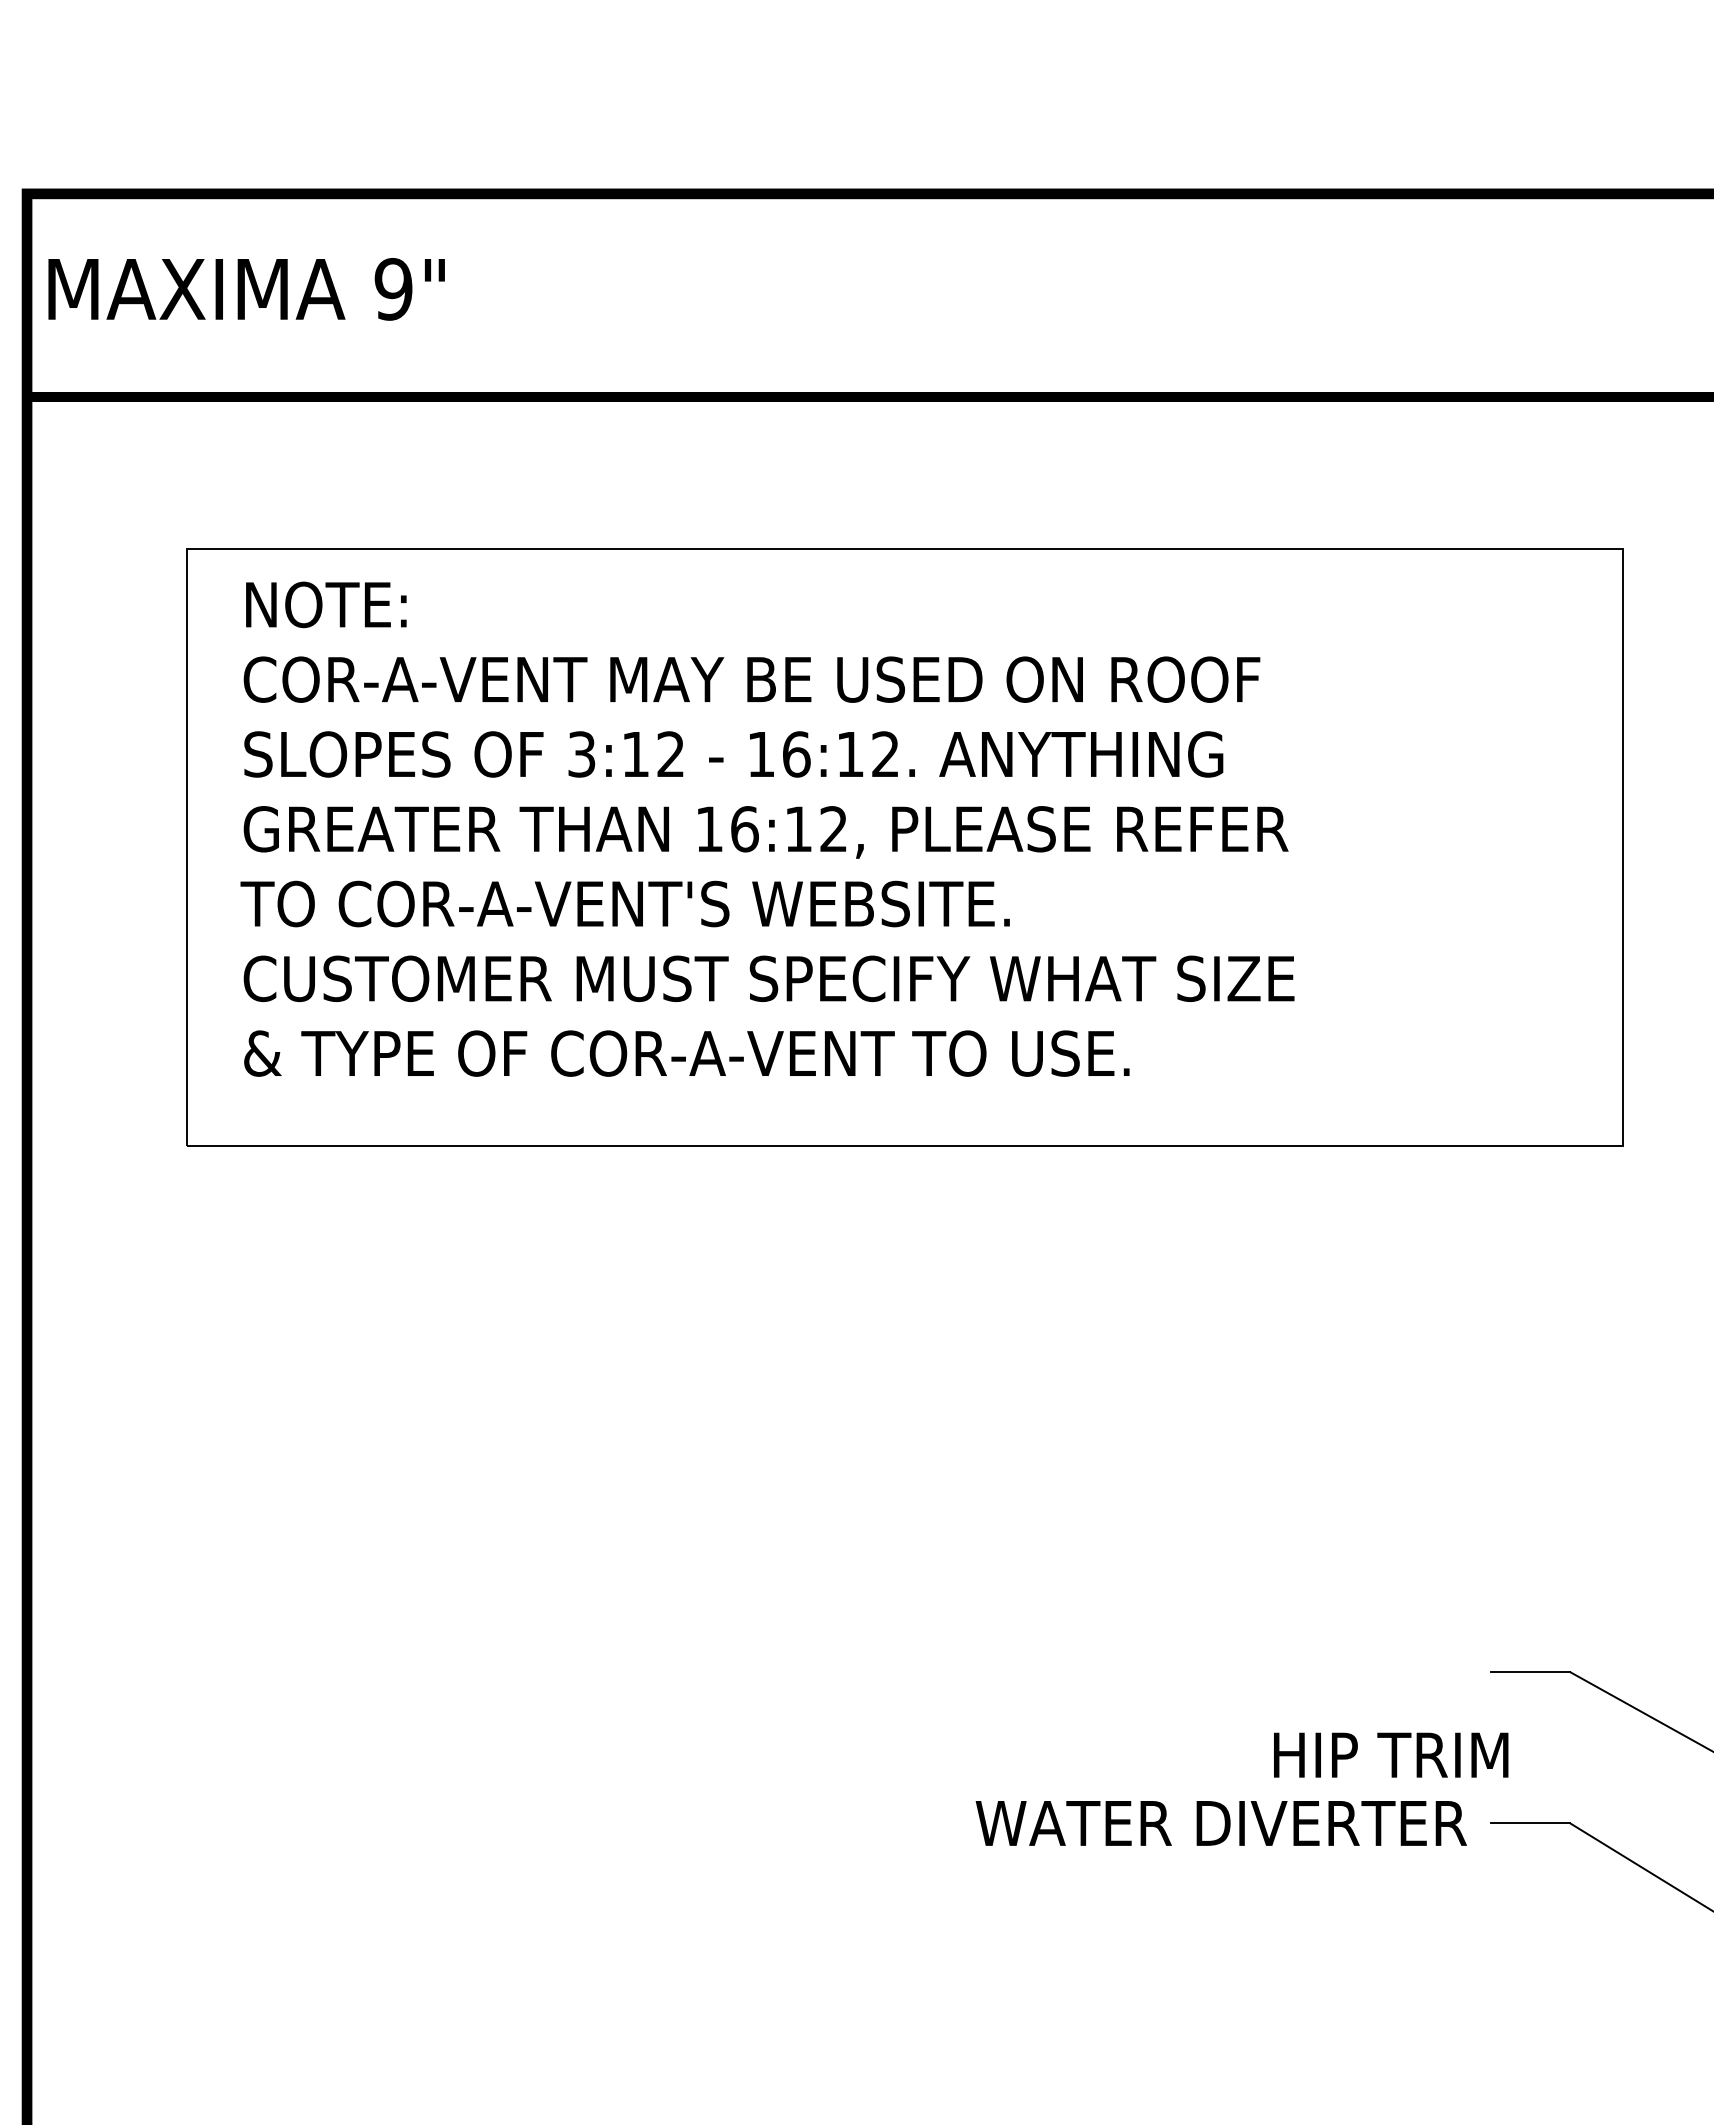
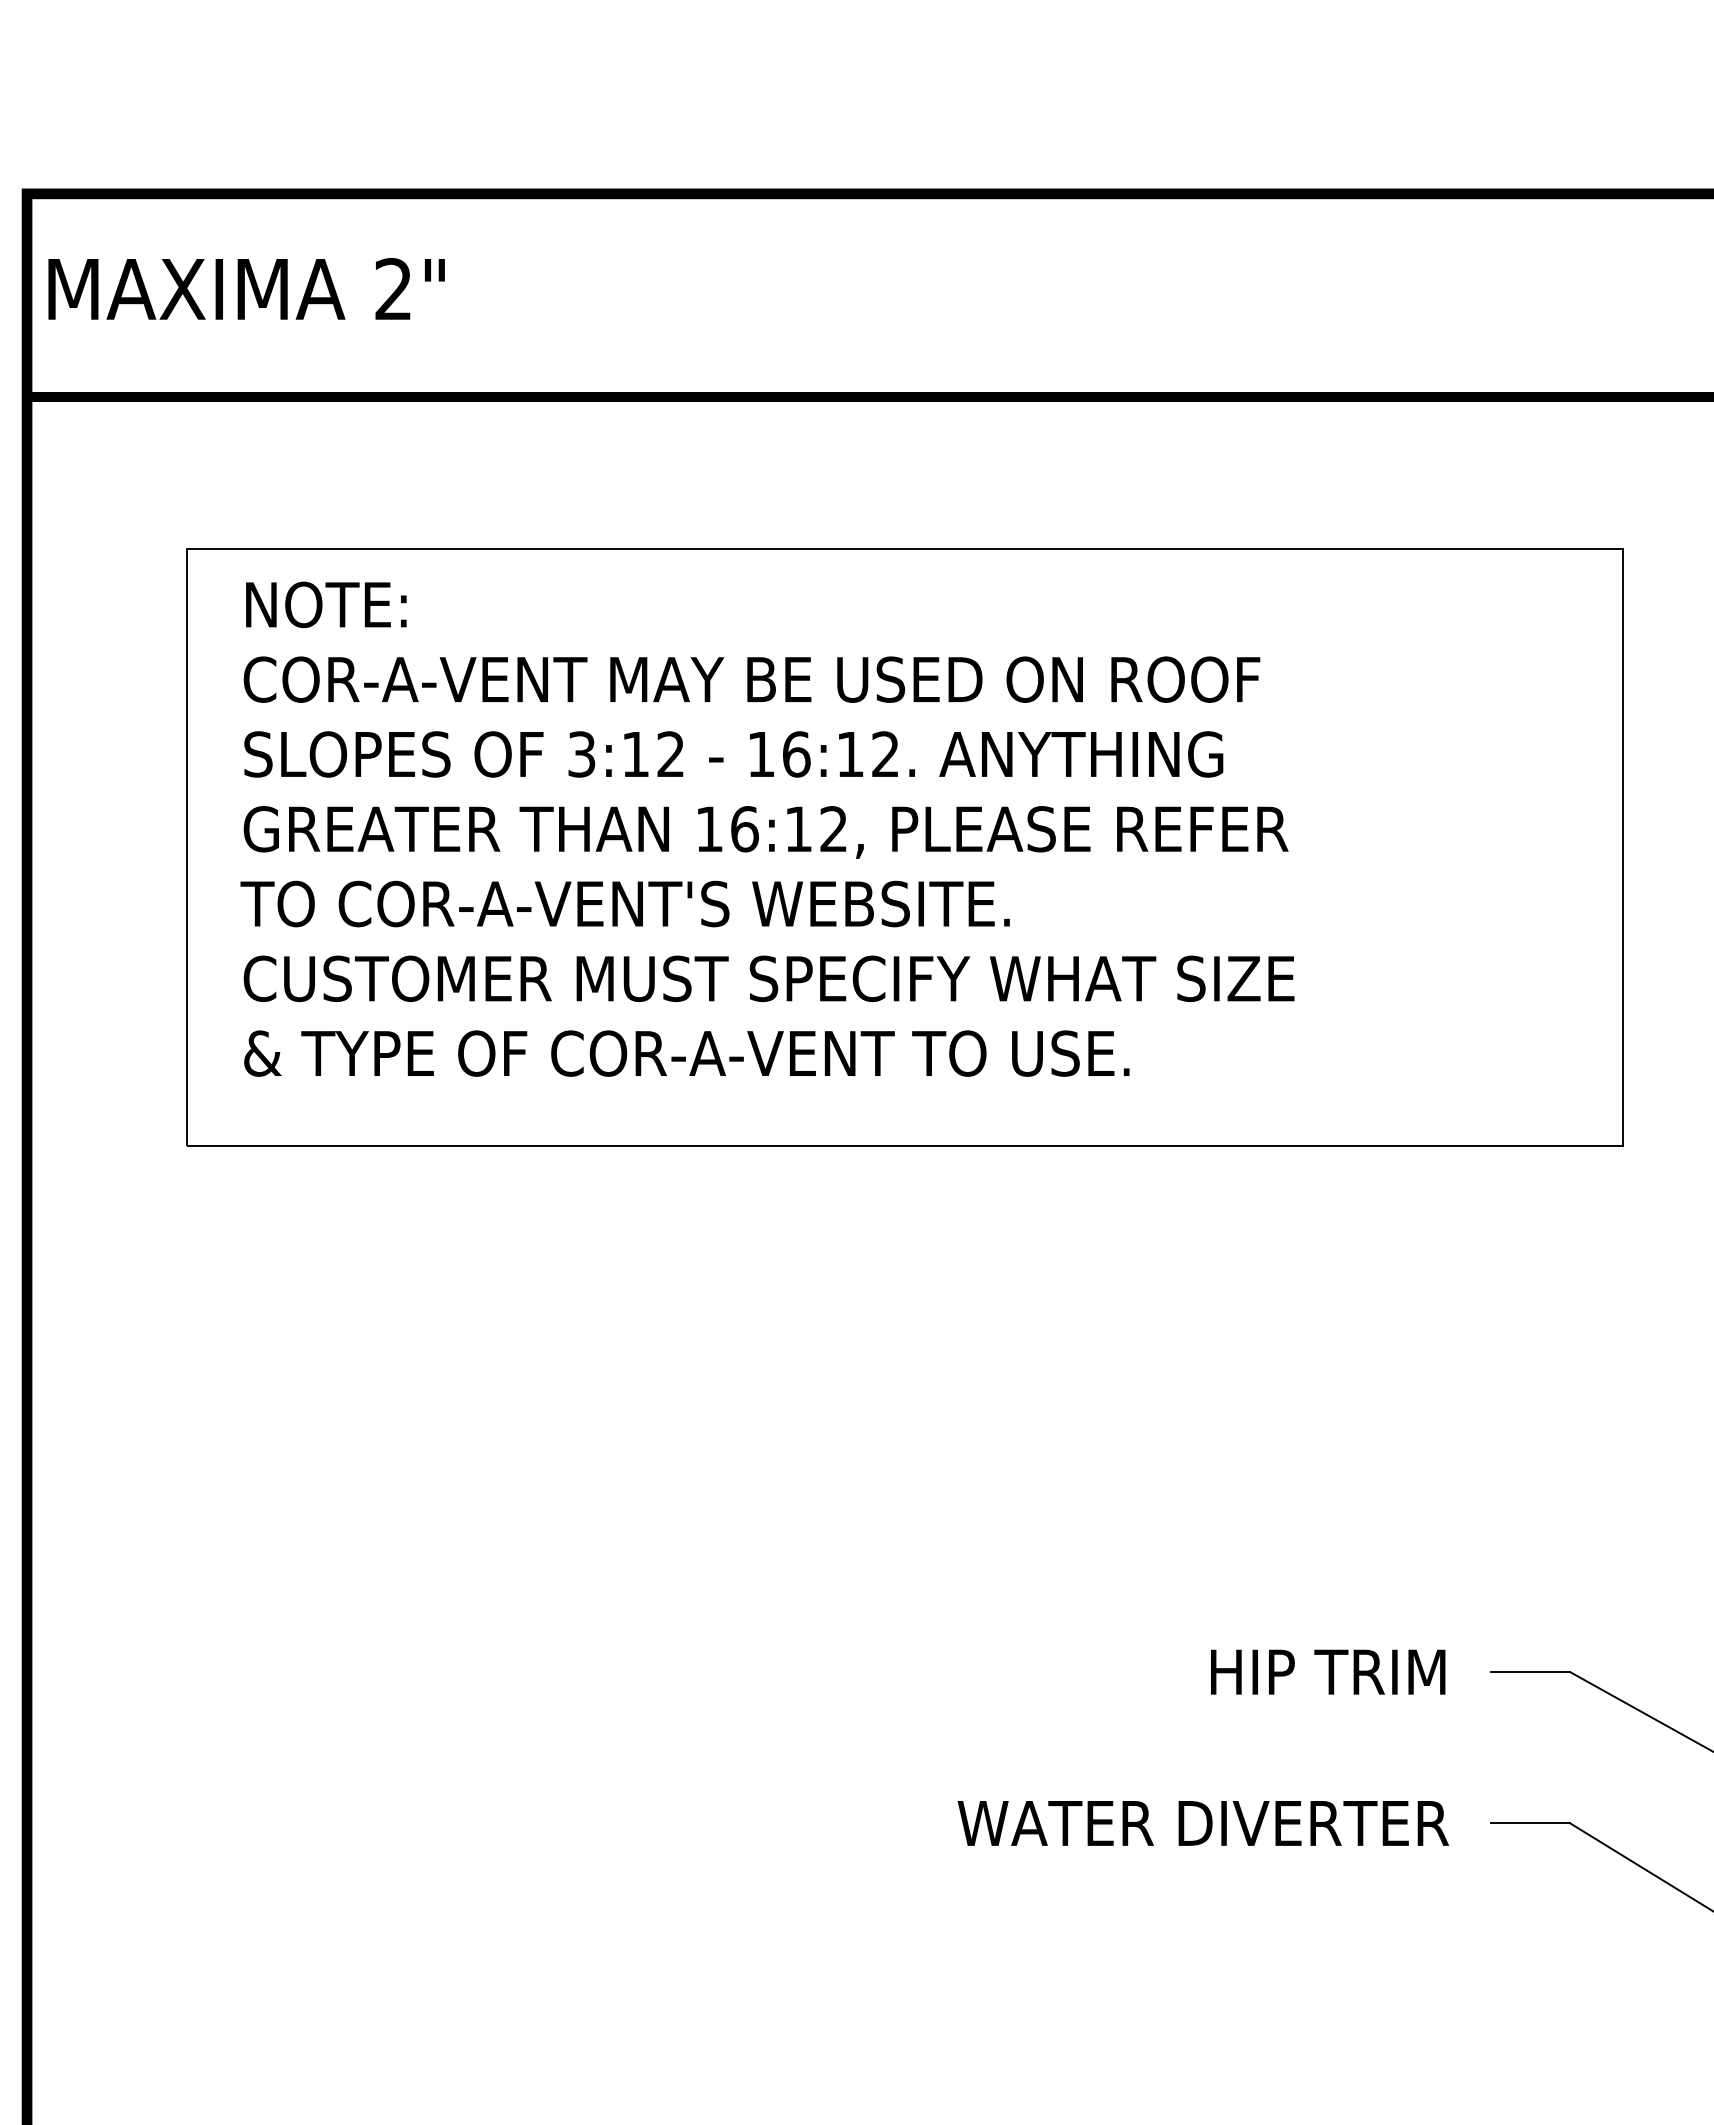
text: 9" -> 2" (393, 289)
text position: (1391, 1754) -> (1328, 1671) (1328, 1671)
text position: (1220, 1823) -> (1202, 1823) (1202, 1823)
